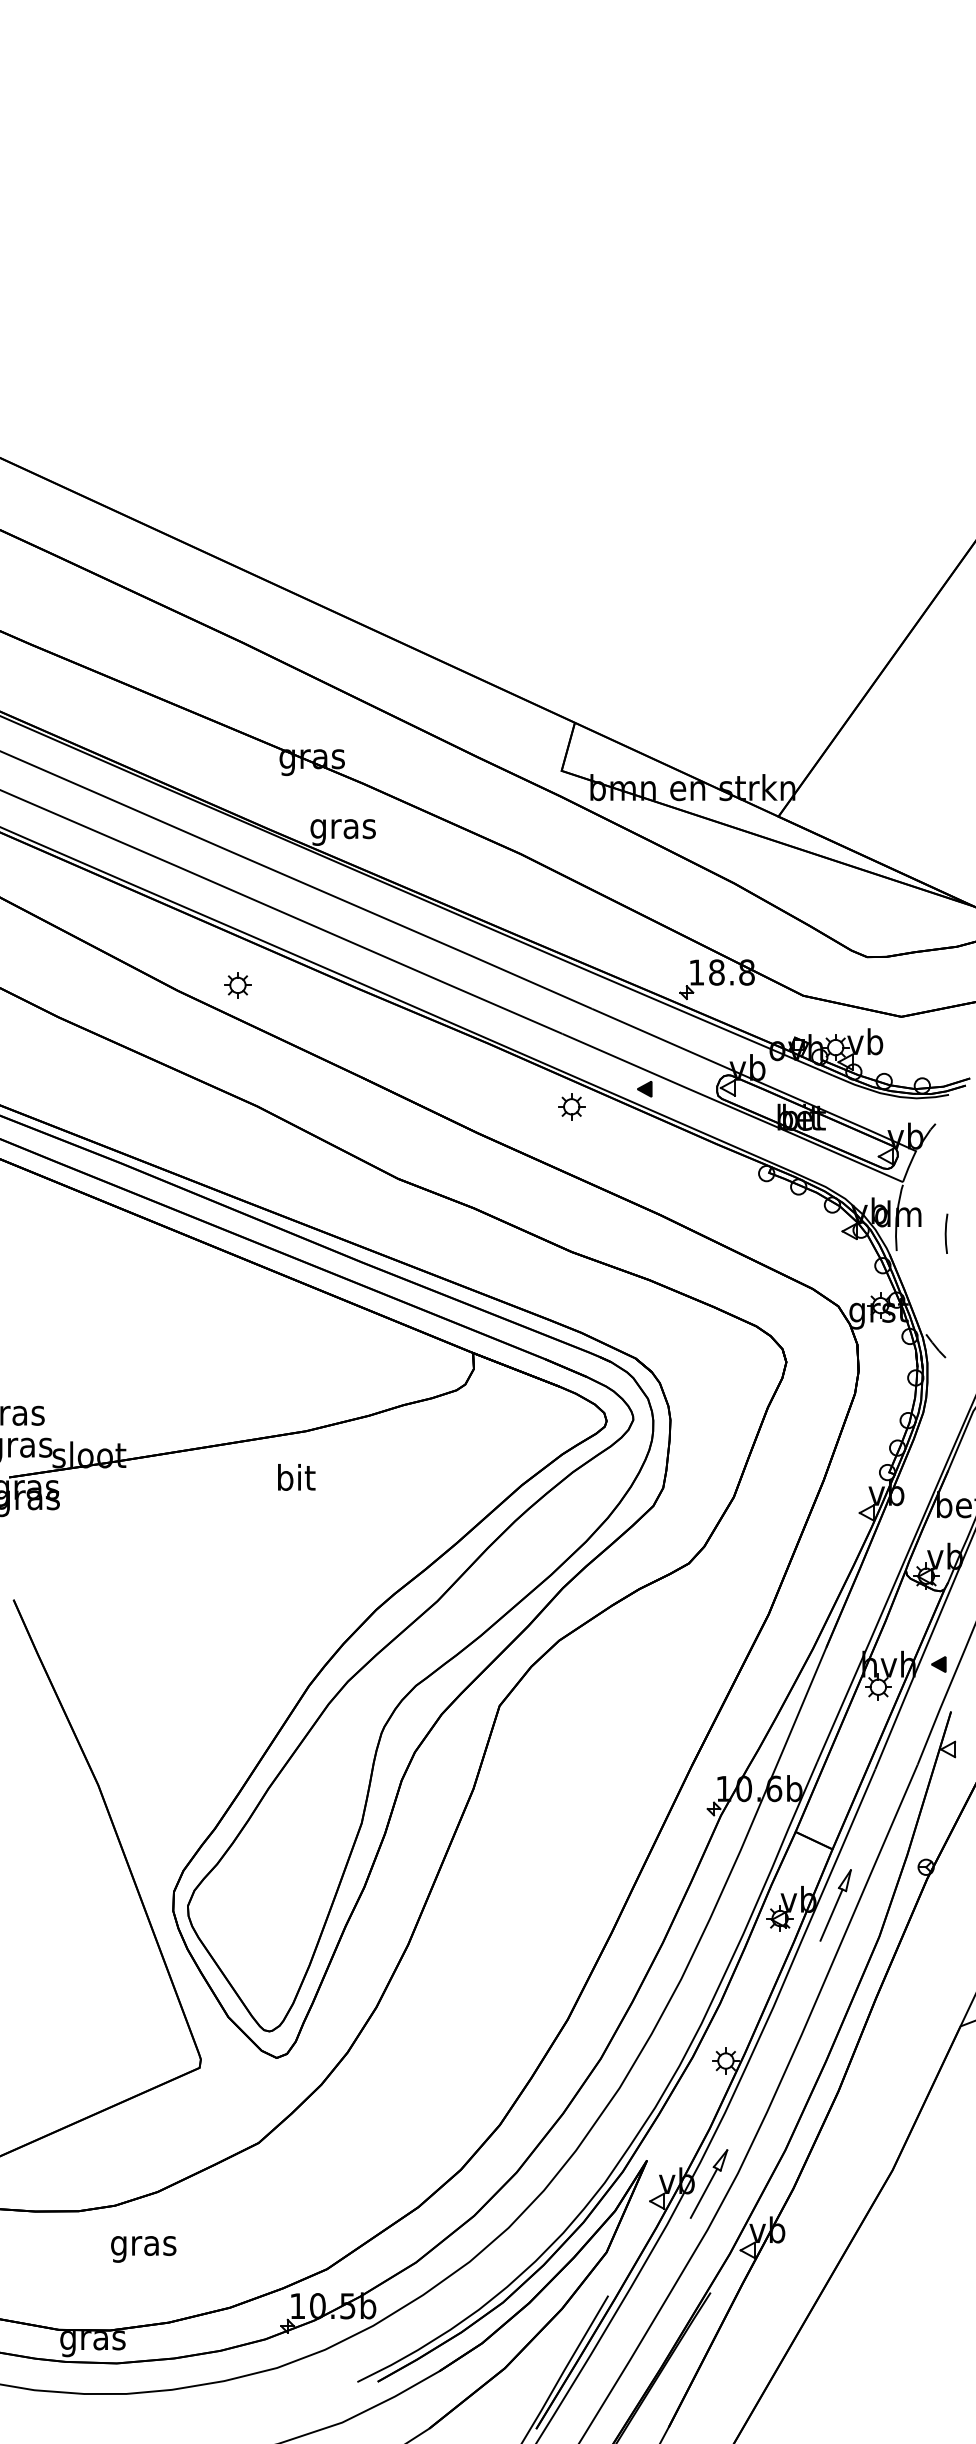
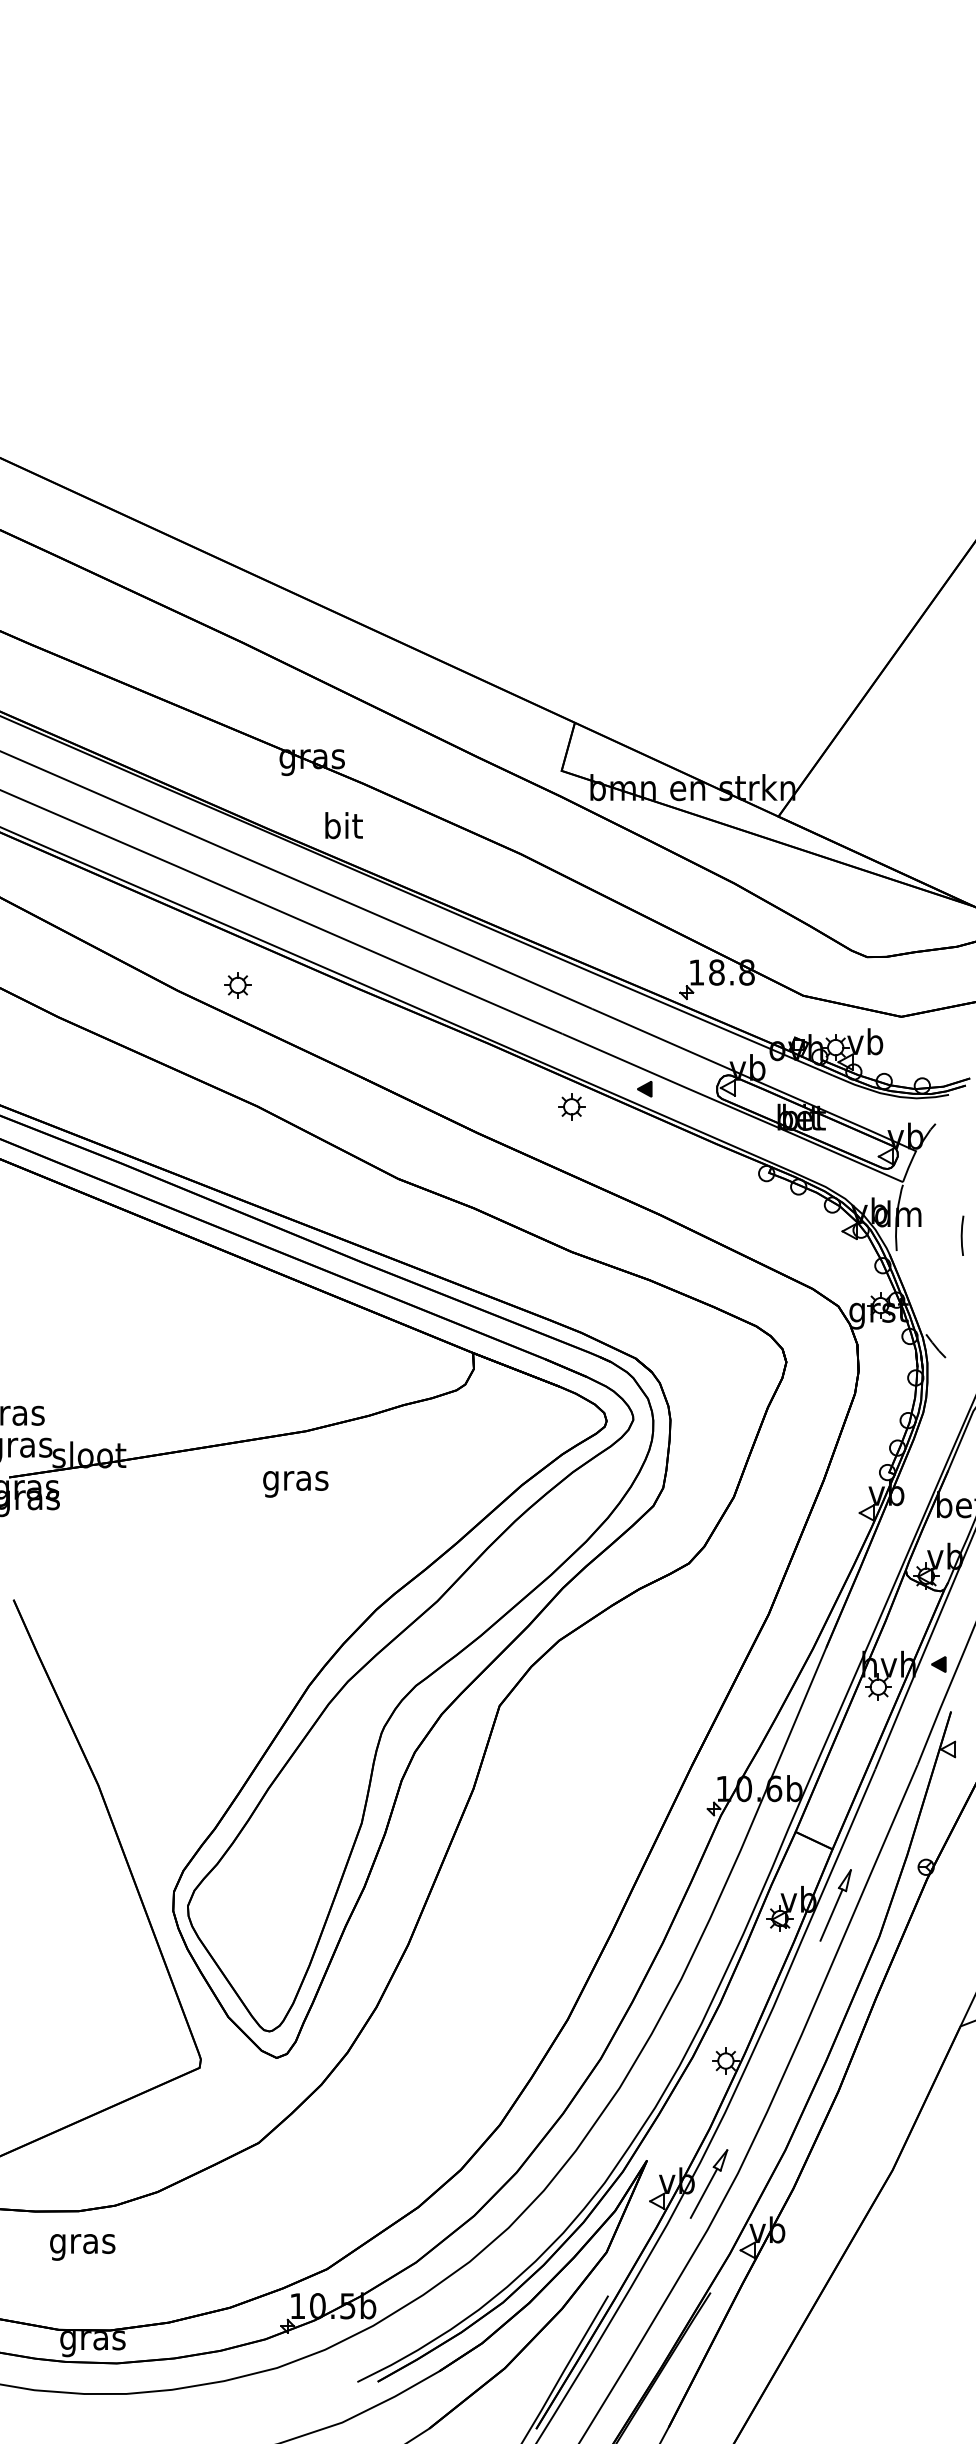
text: gras -> bit (342, 828)
line position: (946, 1233) -> (962, 1235) (962, 1235)
text: bit -> gras (295, 1480)
text position: (143, 2249) -> (82, 2247) (82, 2247)
